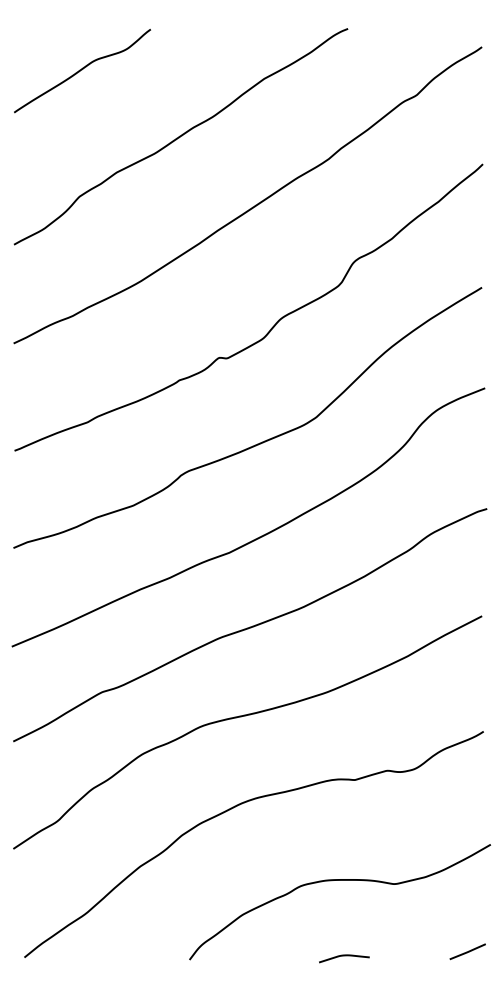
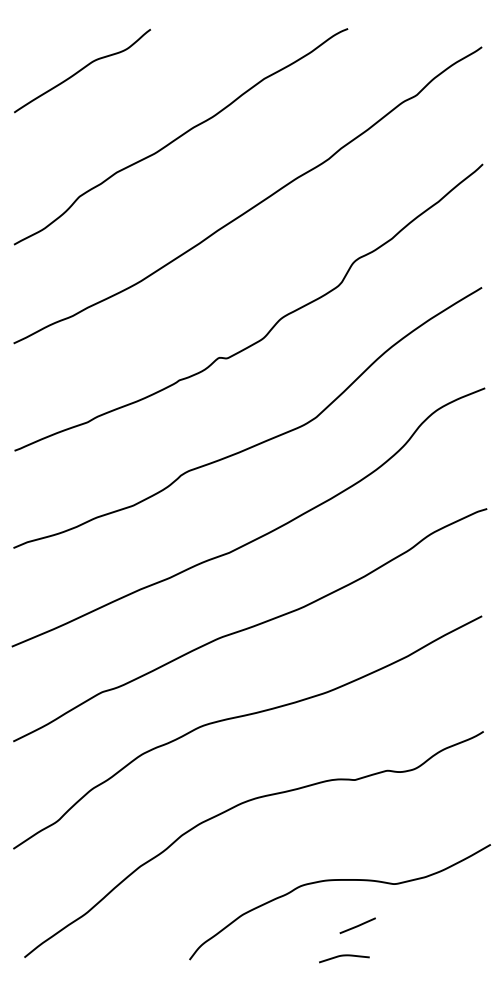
line position: (467, 951) -> (357, 925) (357, 925)
